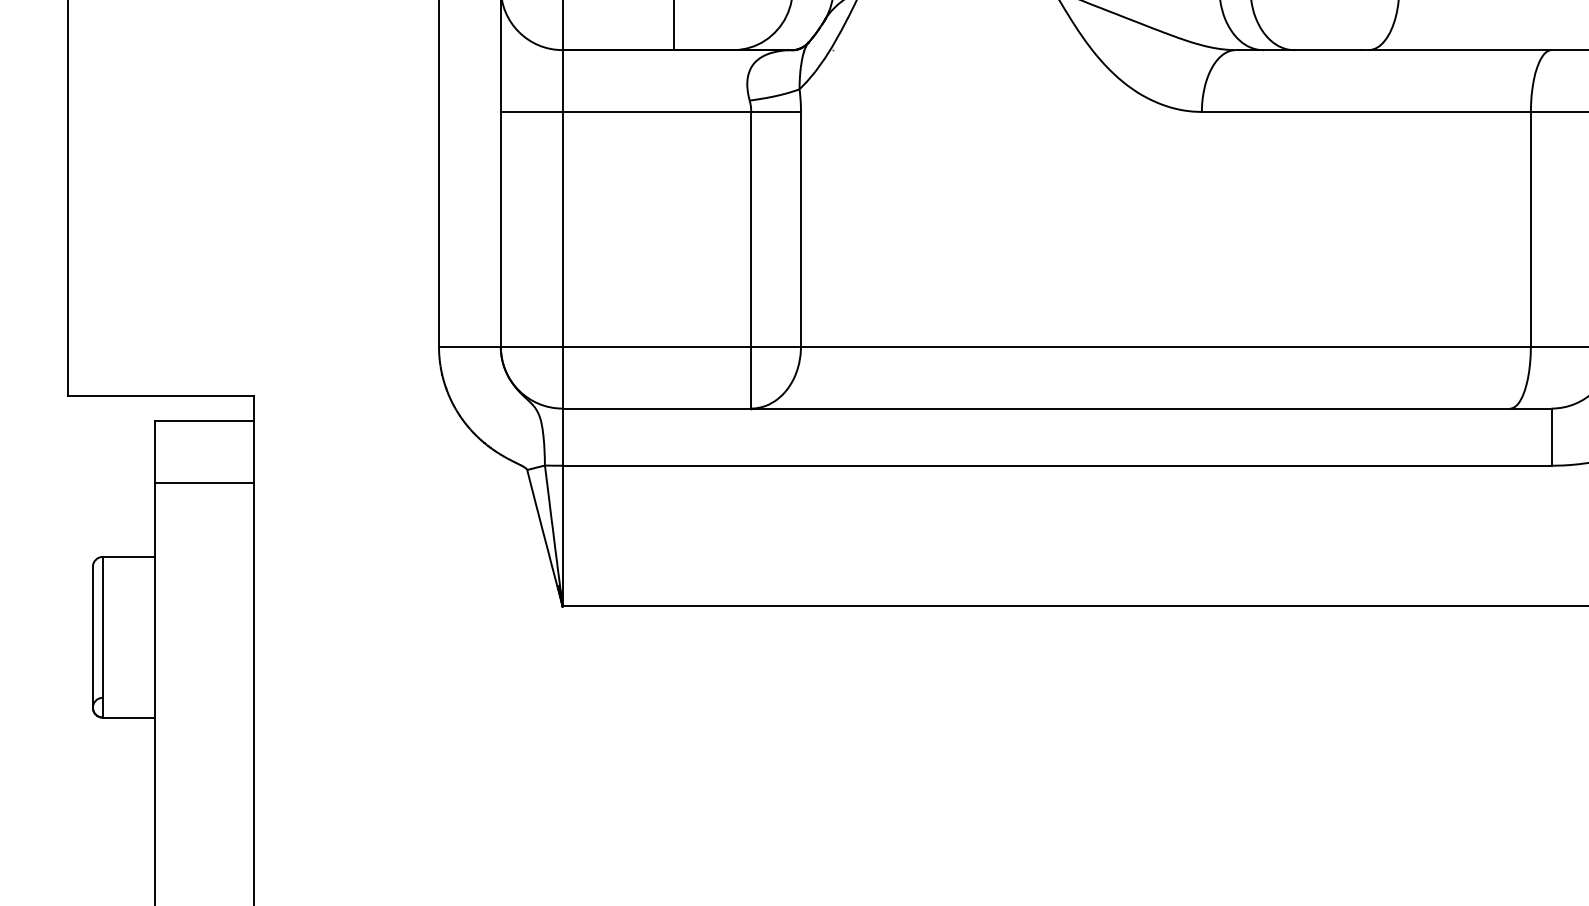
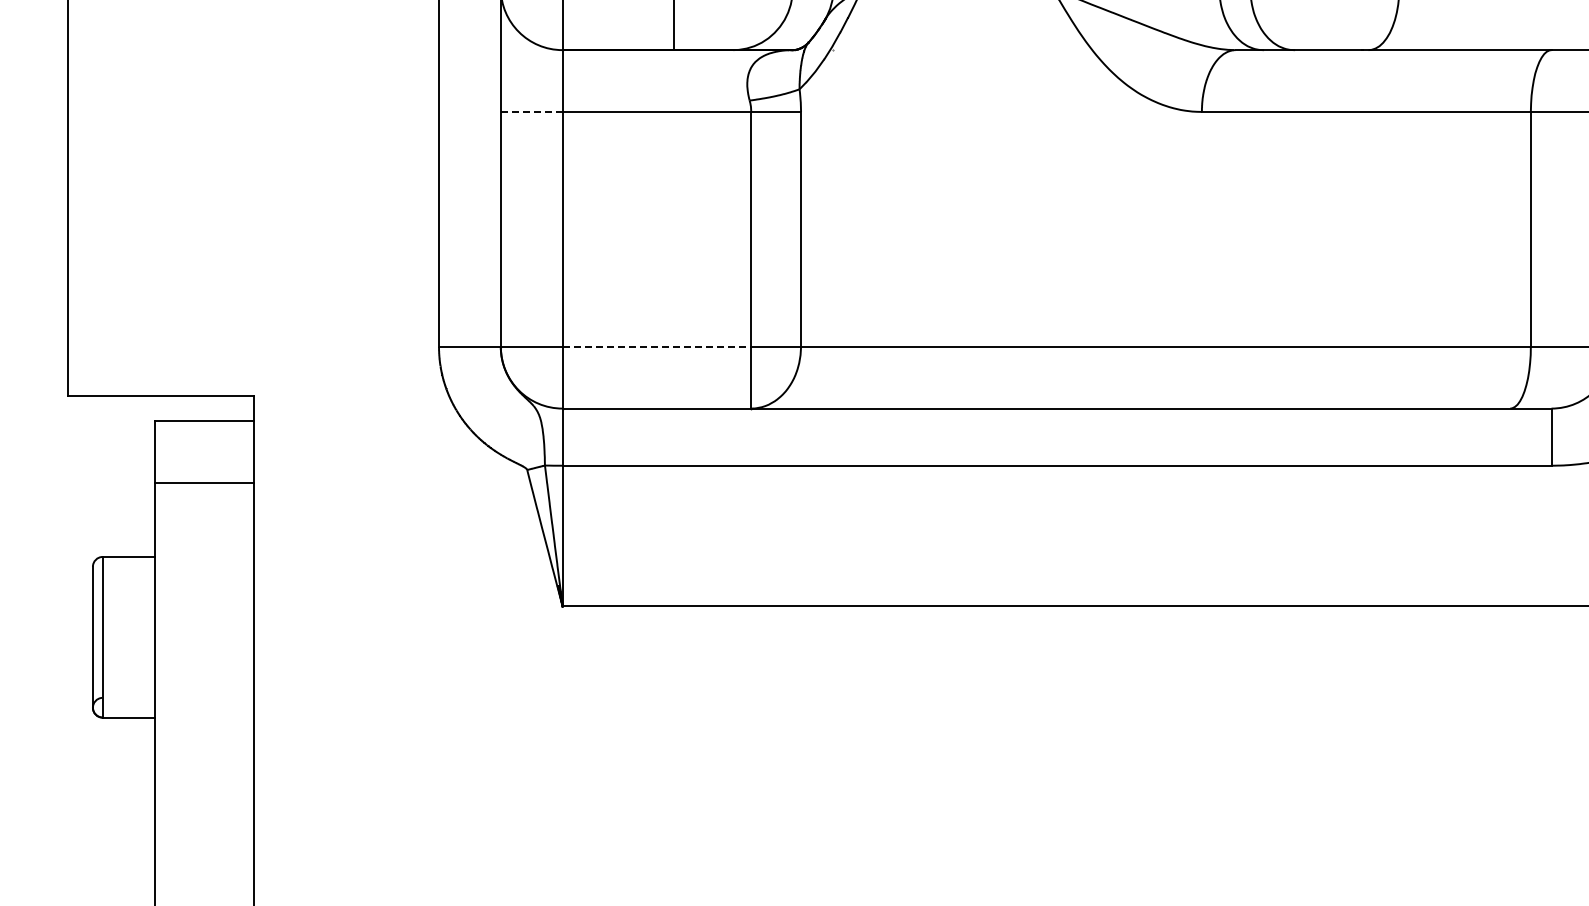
line: solid -> dashed (531, 111)
line: solid -> dashed (657, 346)
